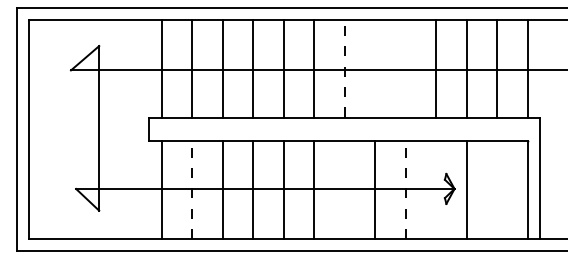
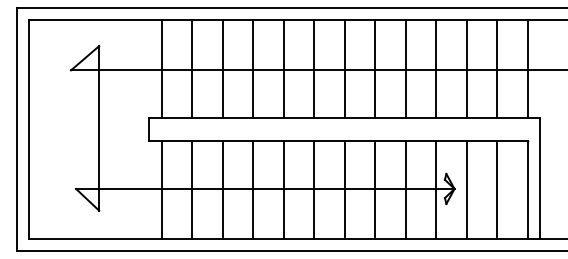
line: dashed -> solid (344, 68)
line: none -> present (375, 68)
line: none -> present (405, 68)
line: dashed -> solid (192, 190)
line: none -> present (344, 190)
line: dashed -> solid (405, 190)
line: none -> present (436, 190)
line: none -> present (497, 190)
